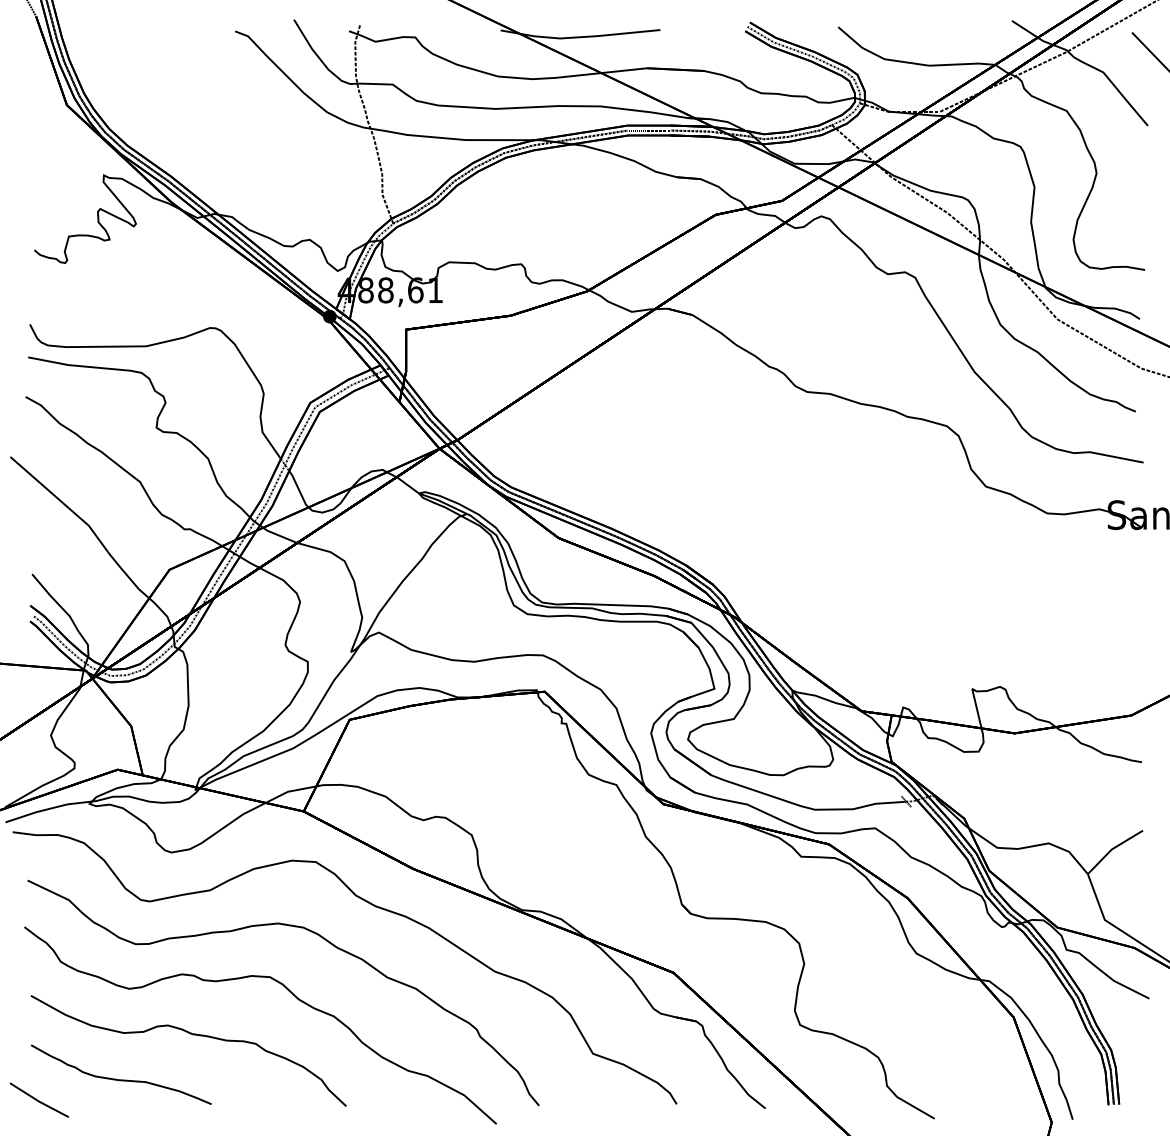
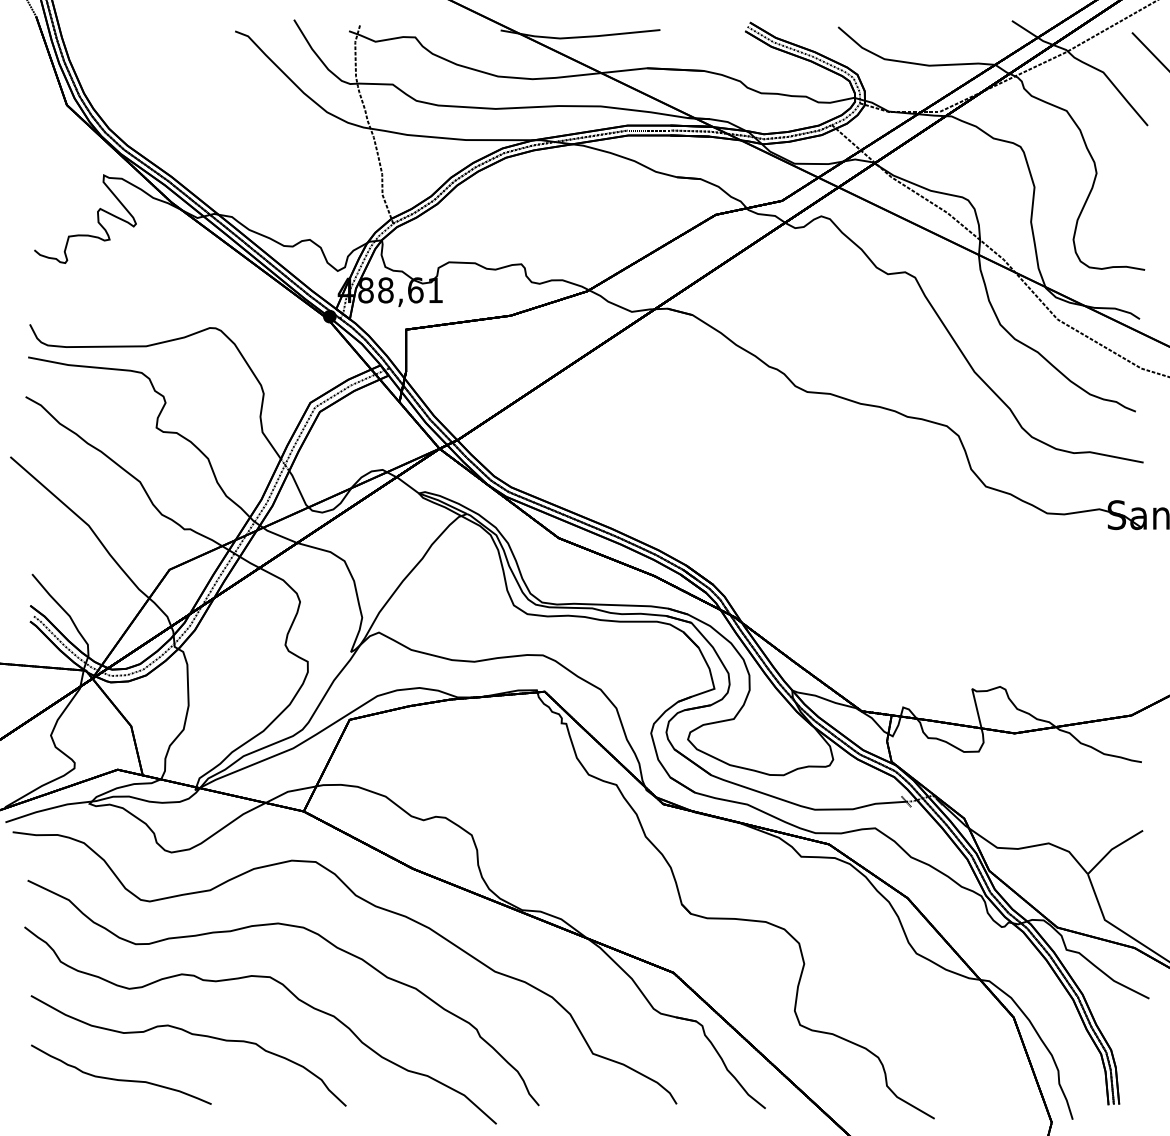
part: present -> none (38, 1099)
